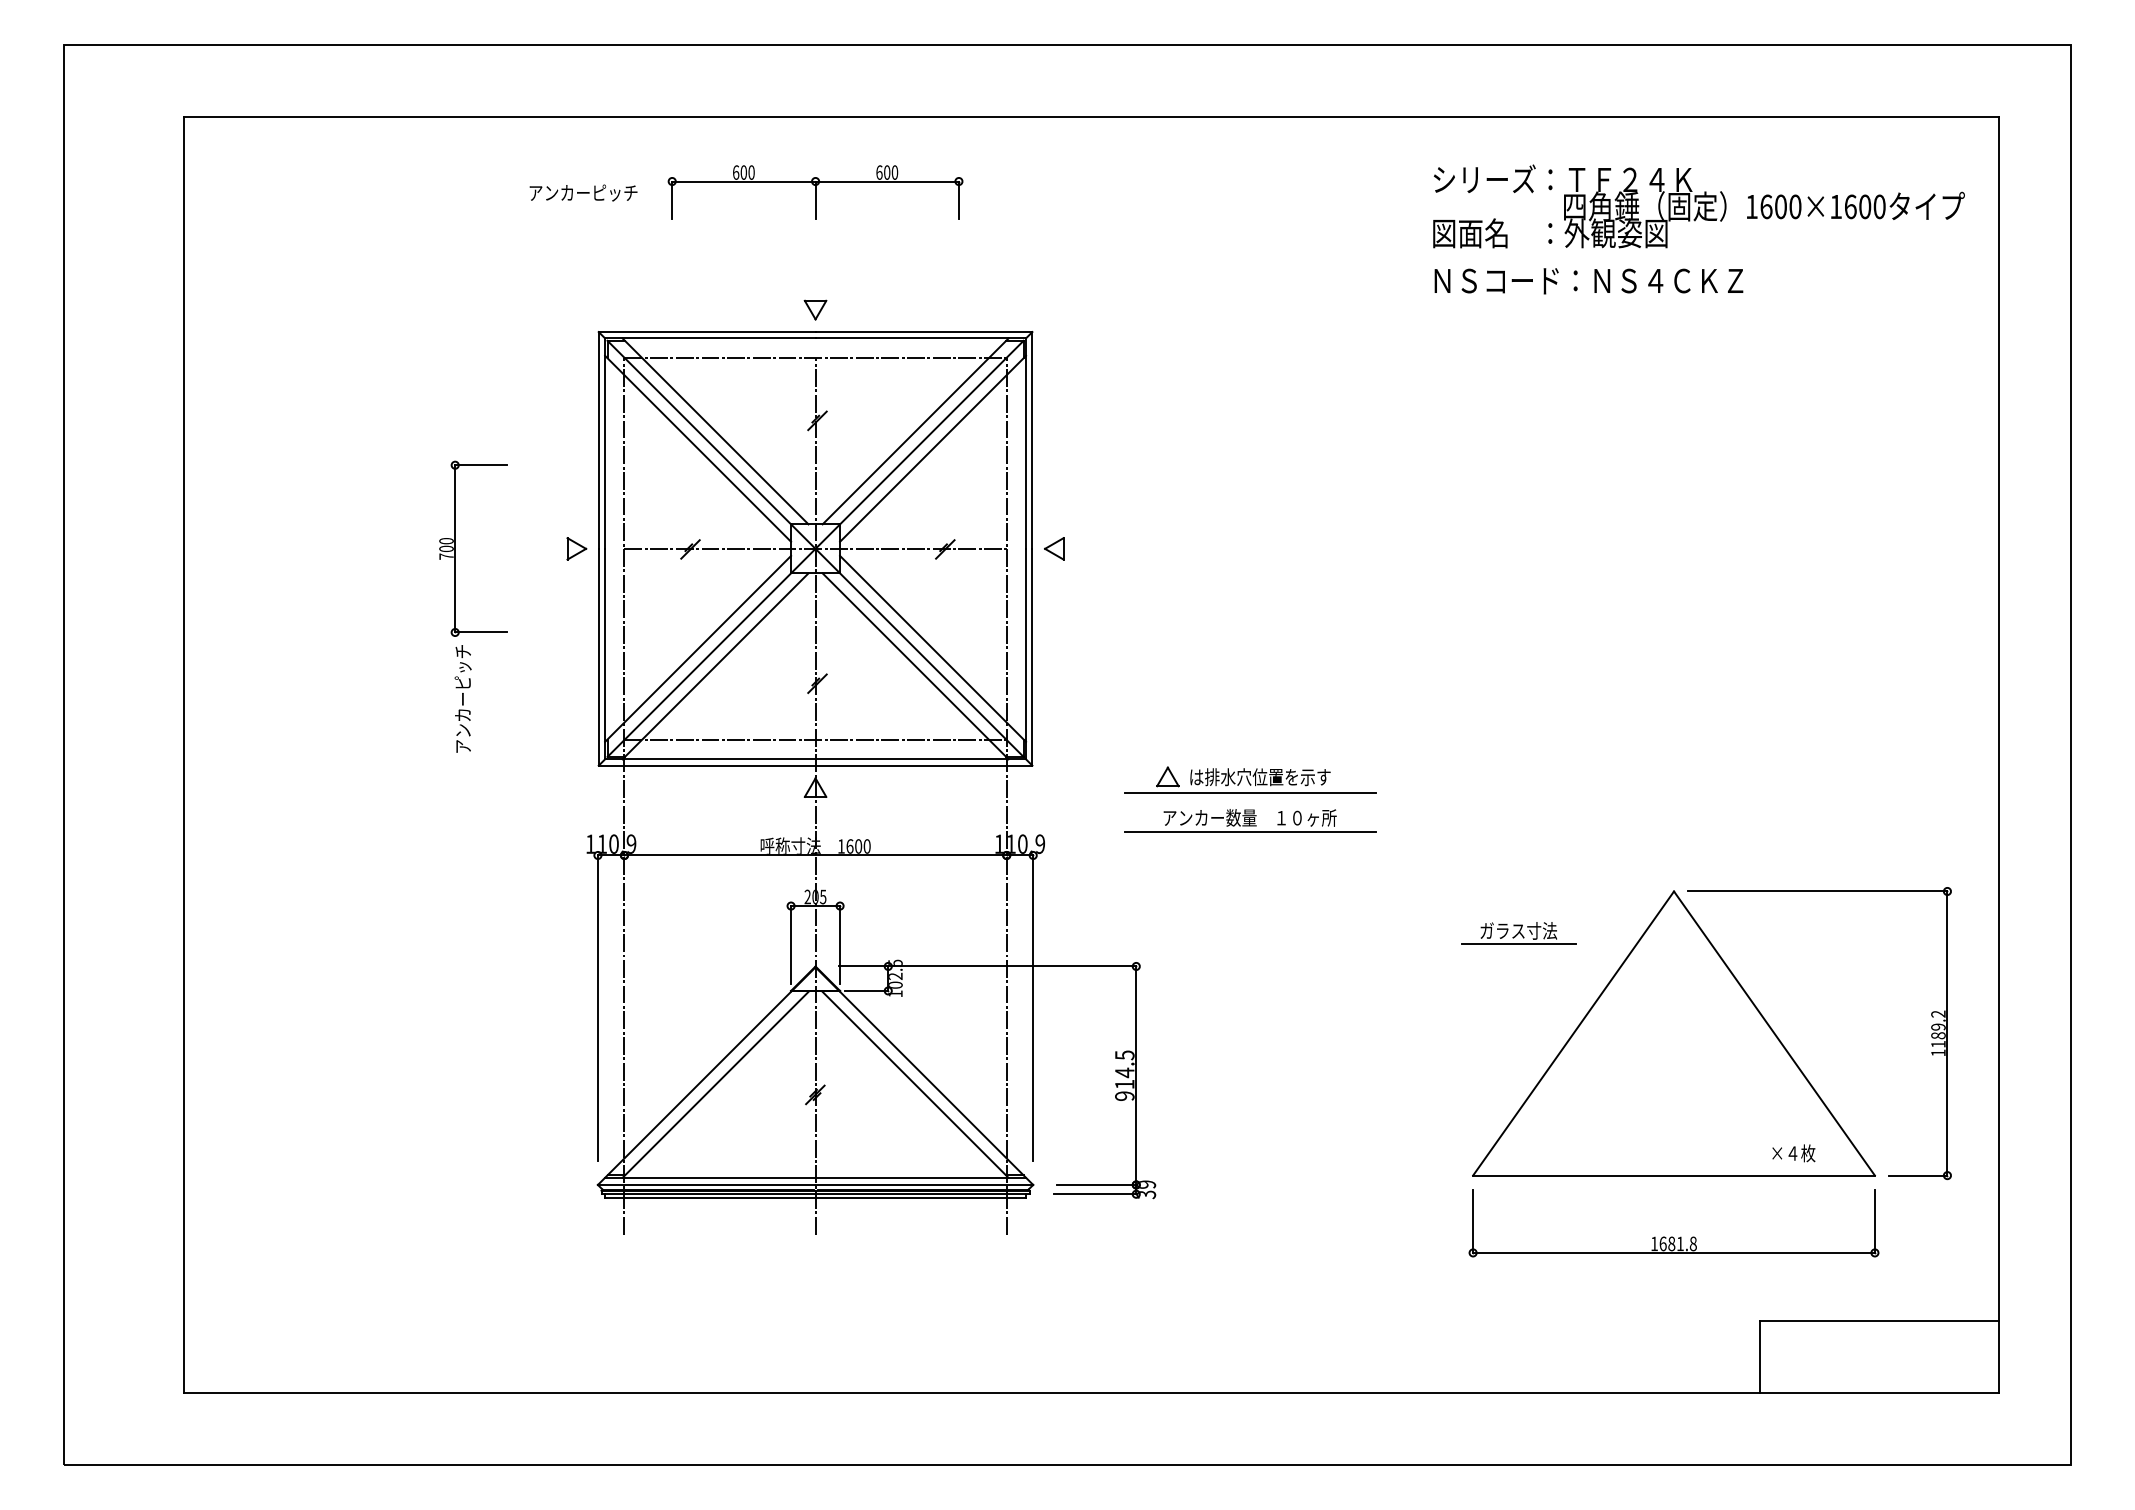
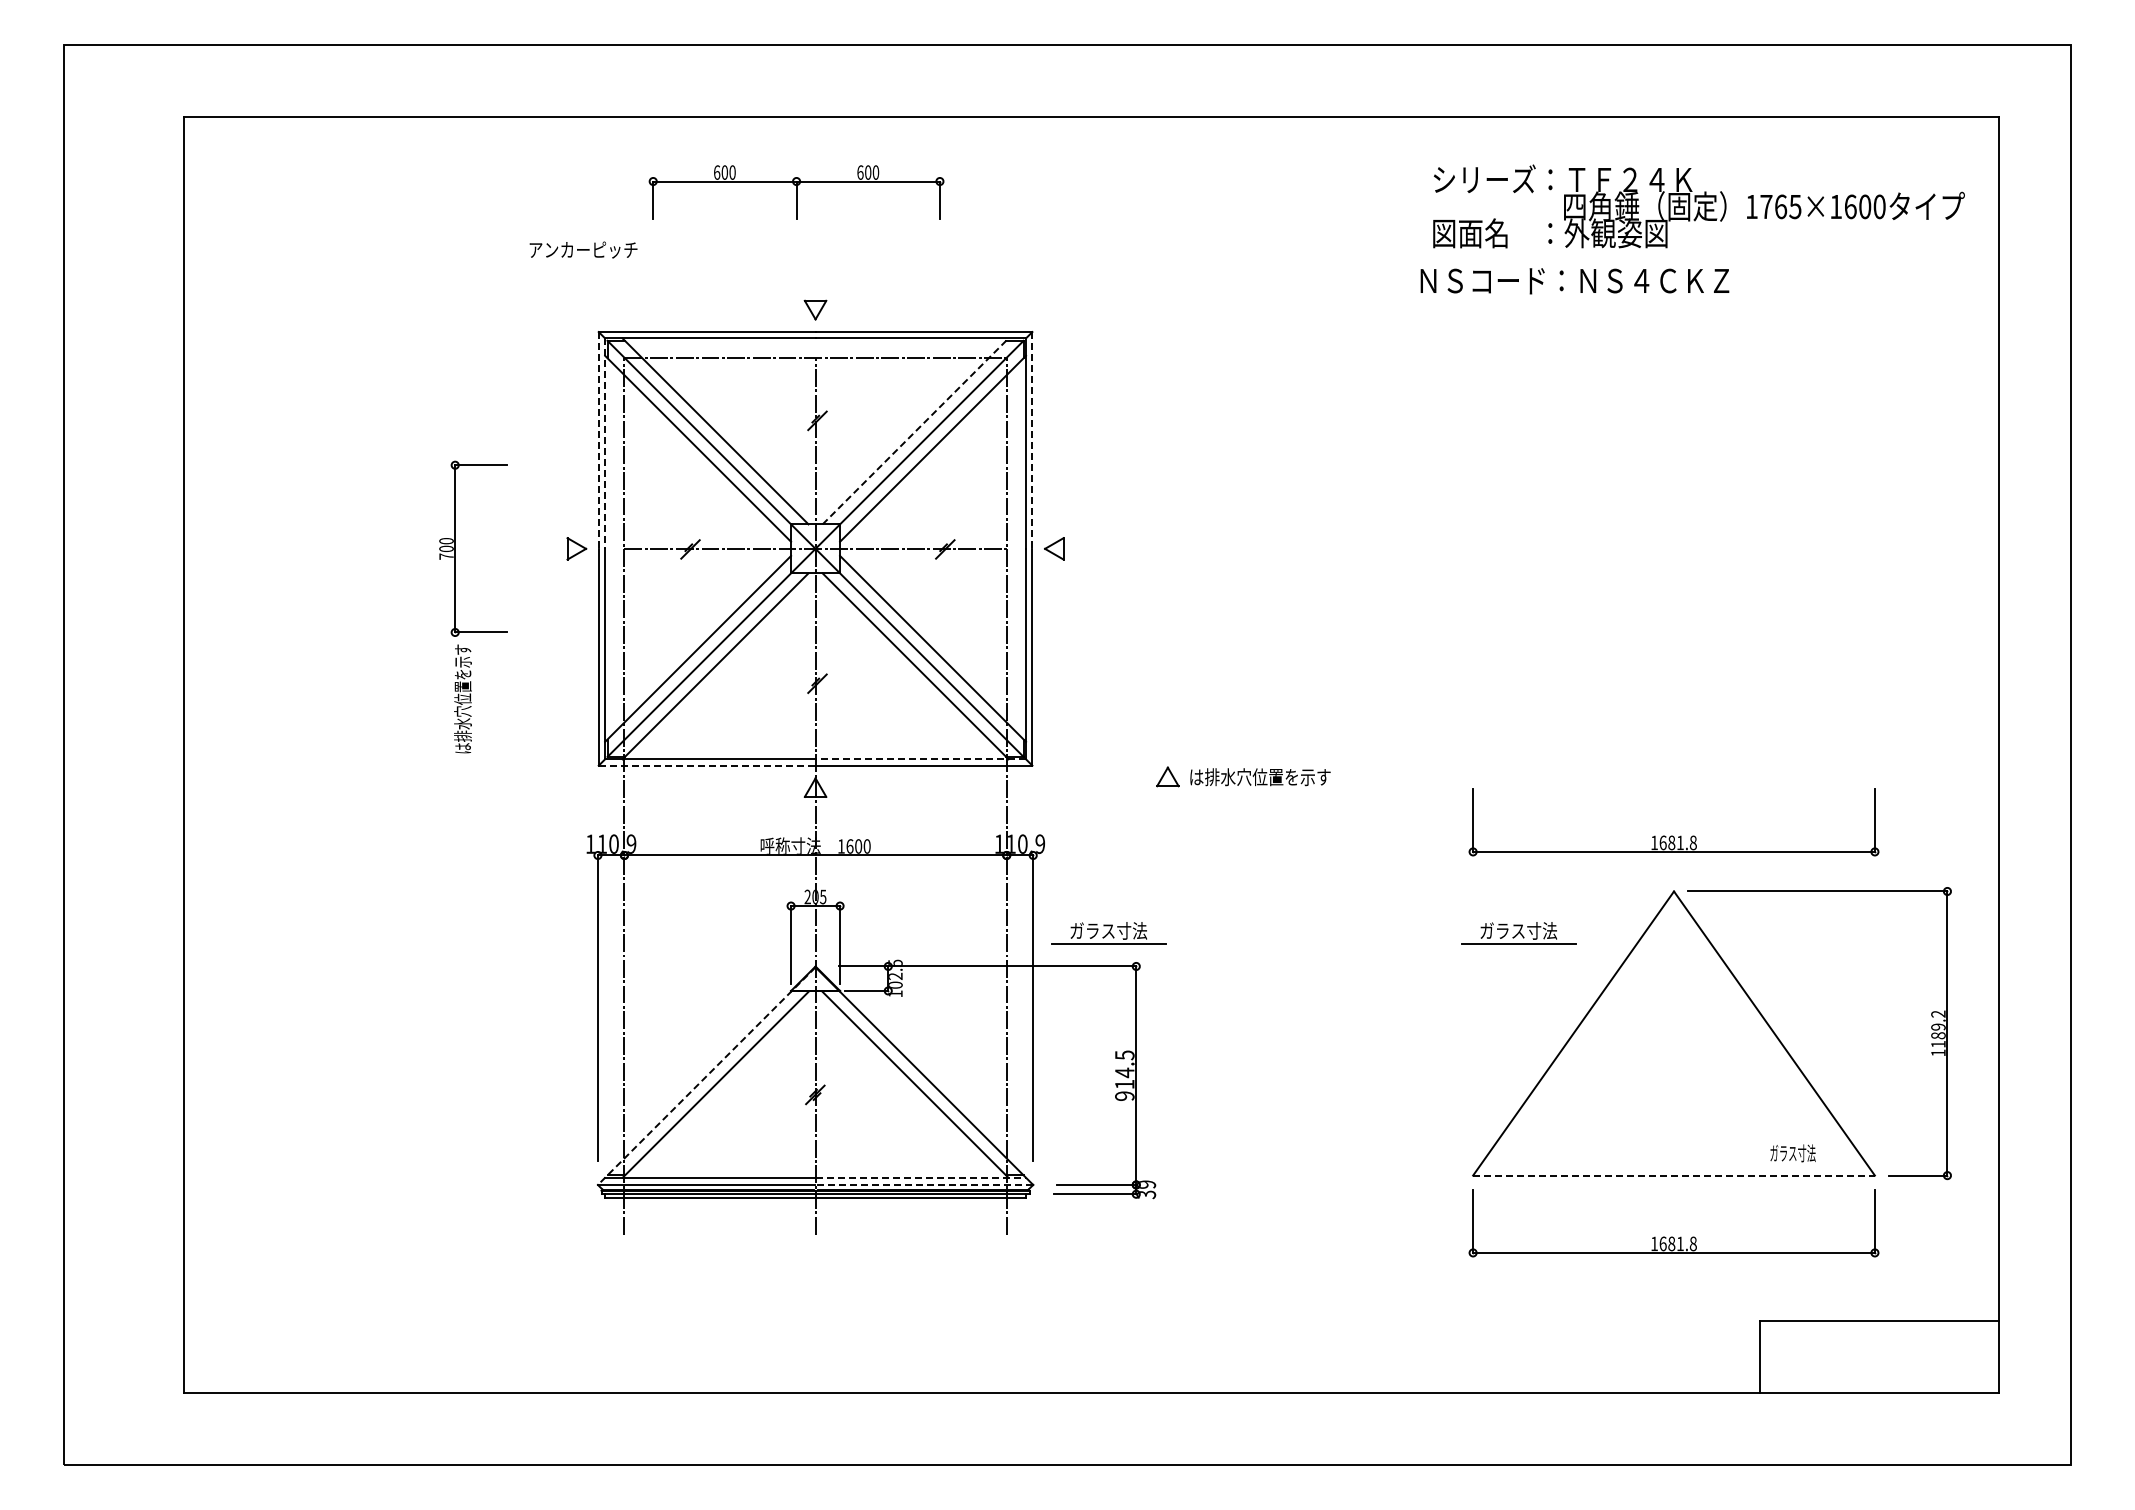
text position: (583, 192) -> (583, 249) (583, 249)
part position: (815, 192) -> (796, 192) (796, 192)
text: 1600×1600 -> 1765×1600 (1780, 206)
text position: (1588, 281) -> (1574, 281) (1574, 281)
line: solid -> dashed (915, 431)
line: solid -> dashed (598, 440)
line: solid -> dashed (1032, 440)
line: solid -> dashed (605, 444)
text: アンカーピッチ -> は排水穴位置を示す (462, 698)
line: present -> none (815, 740)
line: solid -> dashed (920, 759)
line: solid -> dashed (707, 765)
line: present -> none (1250, 792)
part: present -> none (1250, 820)
part: none -> present (1672, 835)
part: none -> present (1108, 933)
line: solid -> dashed (706, 1076)
text: ×４枚 -> ガラス寸法 (1792, 1153)
line: solid -> dashed (1674, 1175)
line: solid -> dashed (921, 1177)
line: solid -> dashed (924, 1184)
